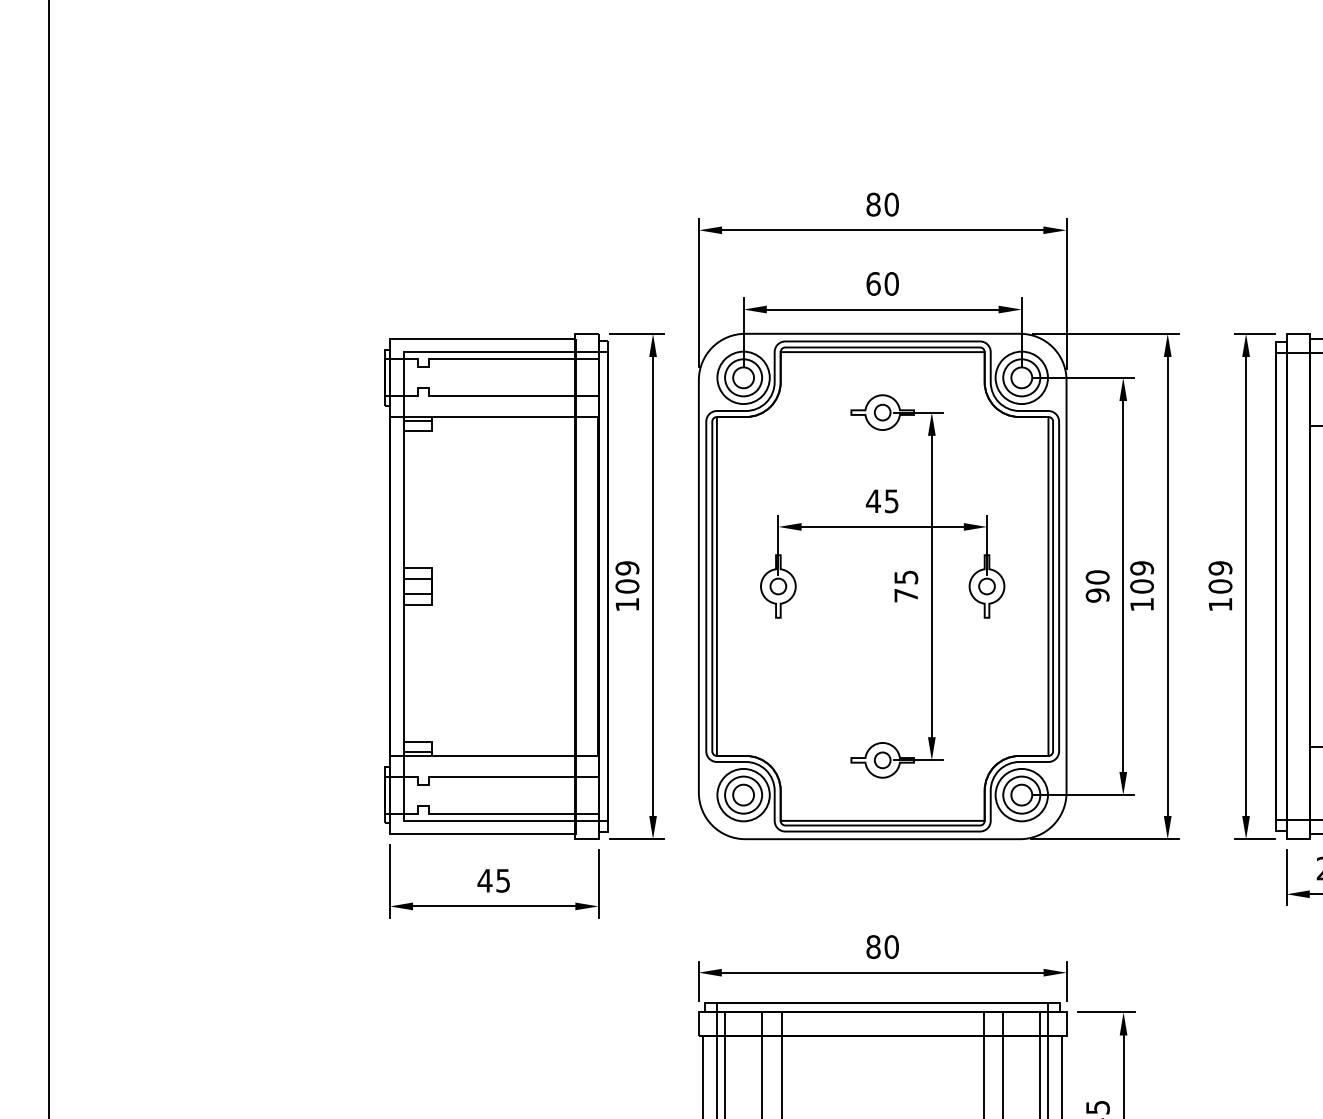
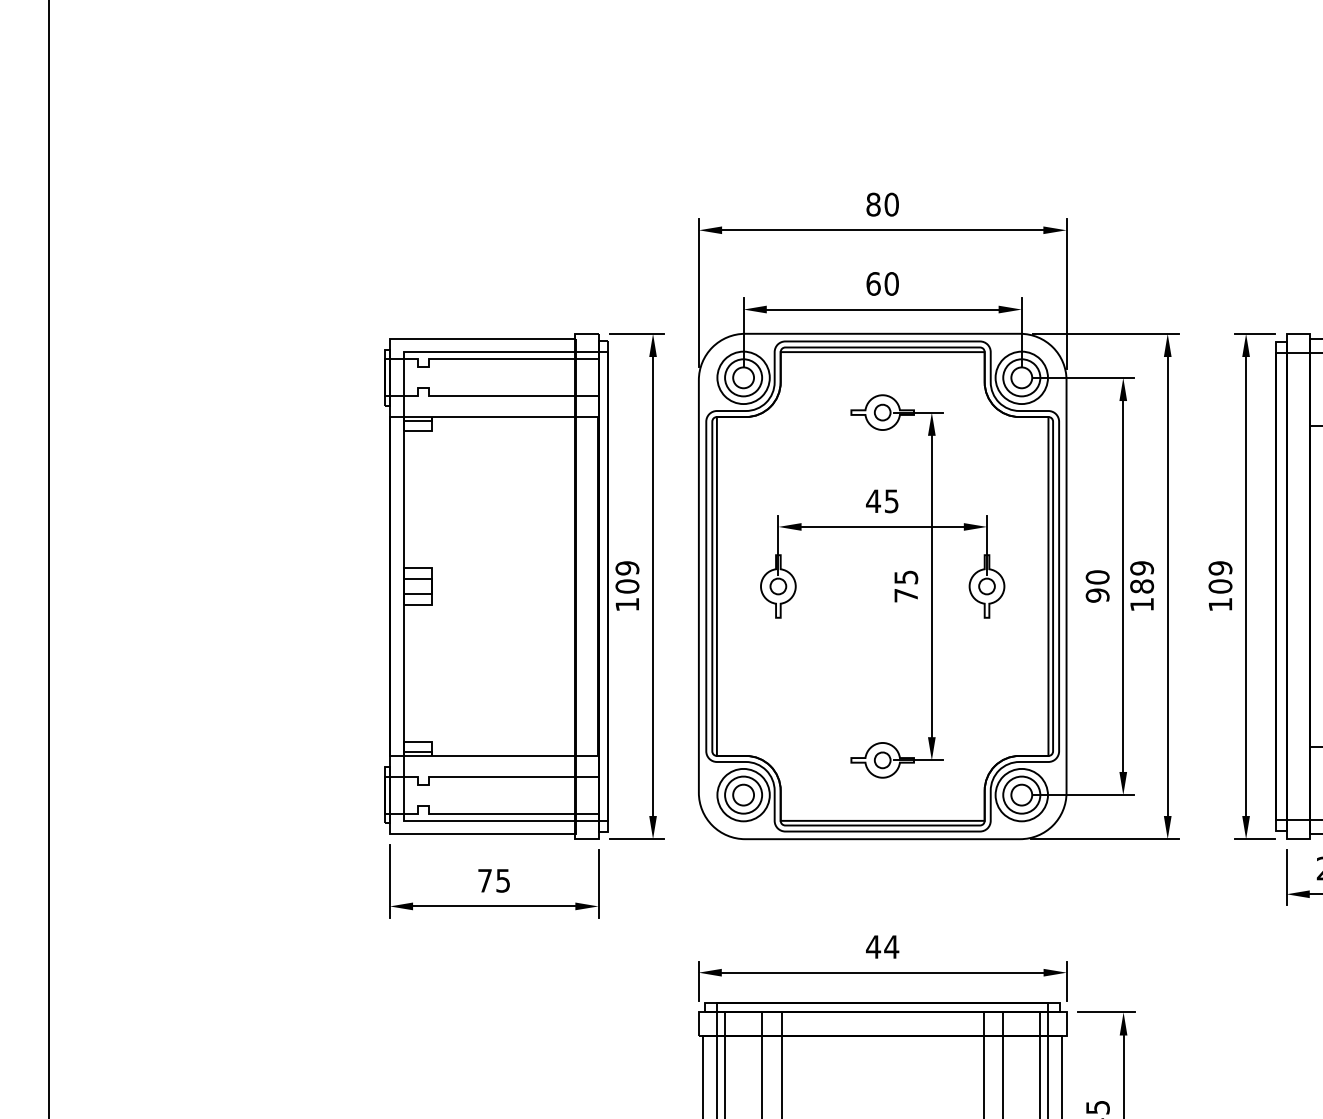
text: 109 -> 189 (1141, 586)
text: 45 -> 75 (484, 880)
text: 80 -> 44 (882, 947)
